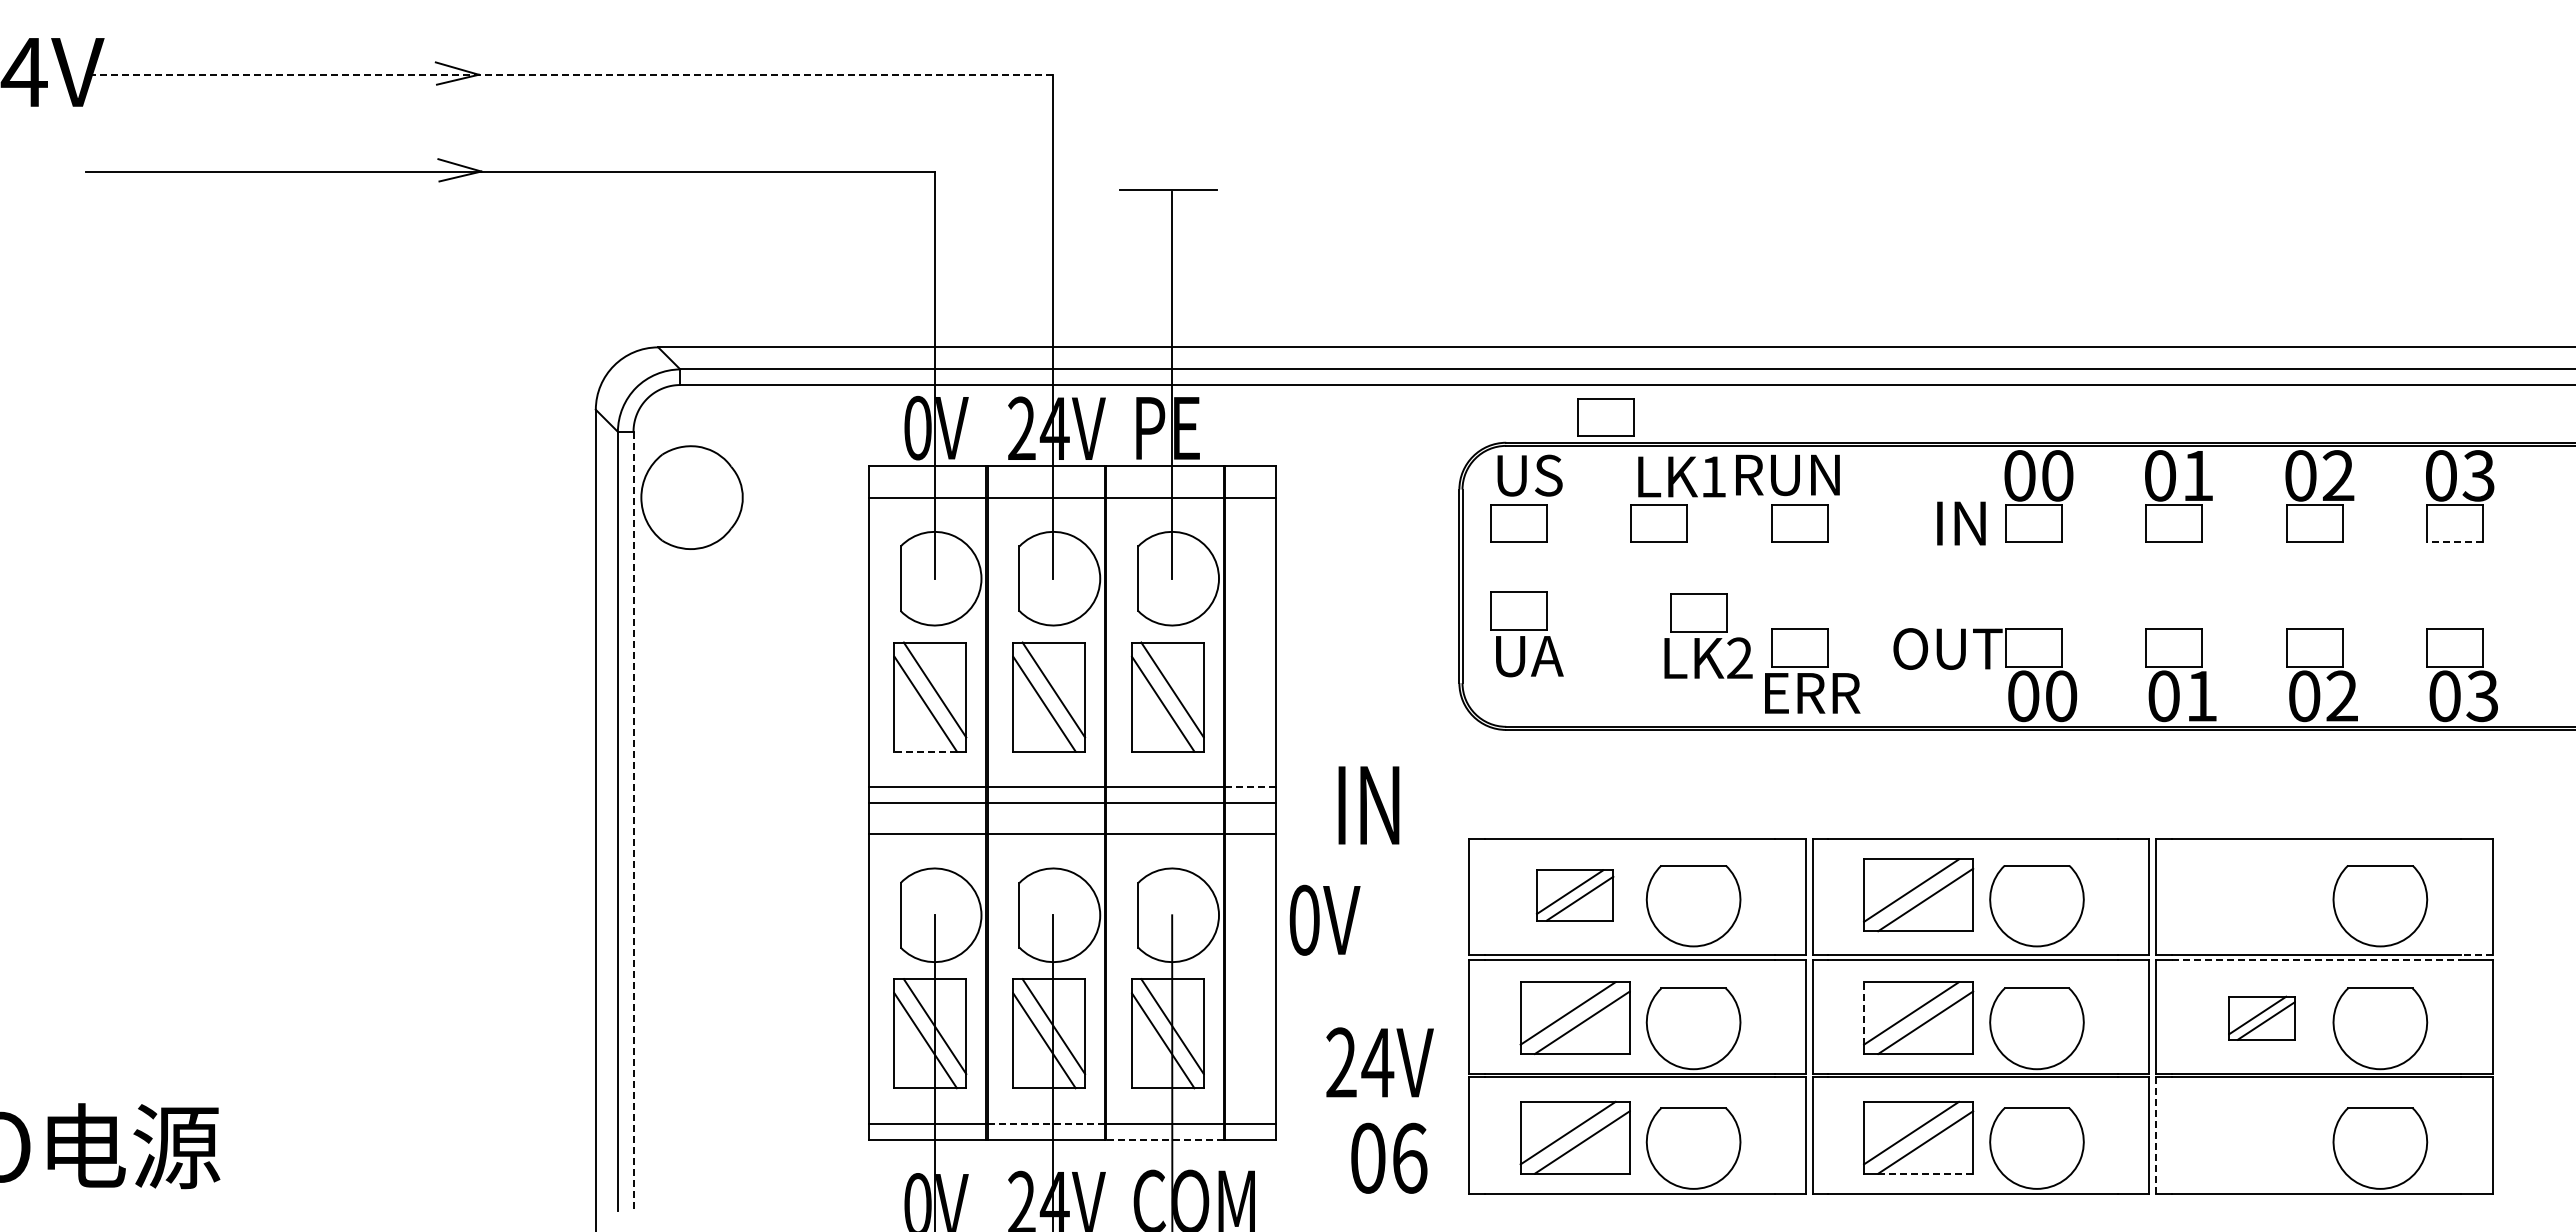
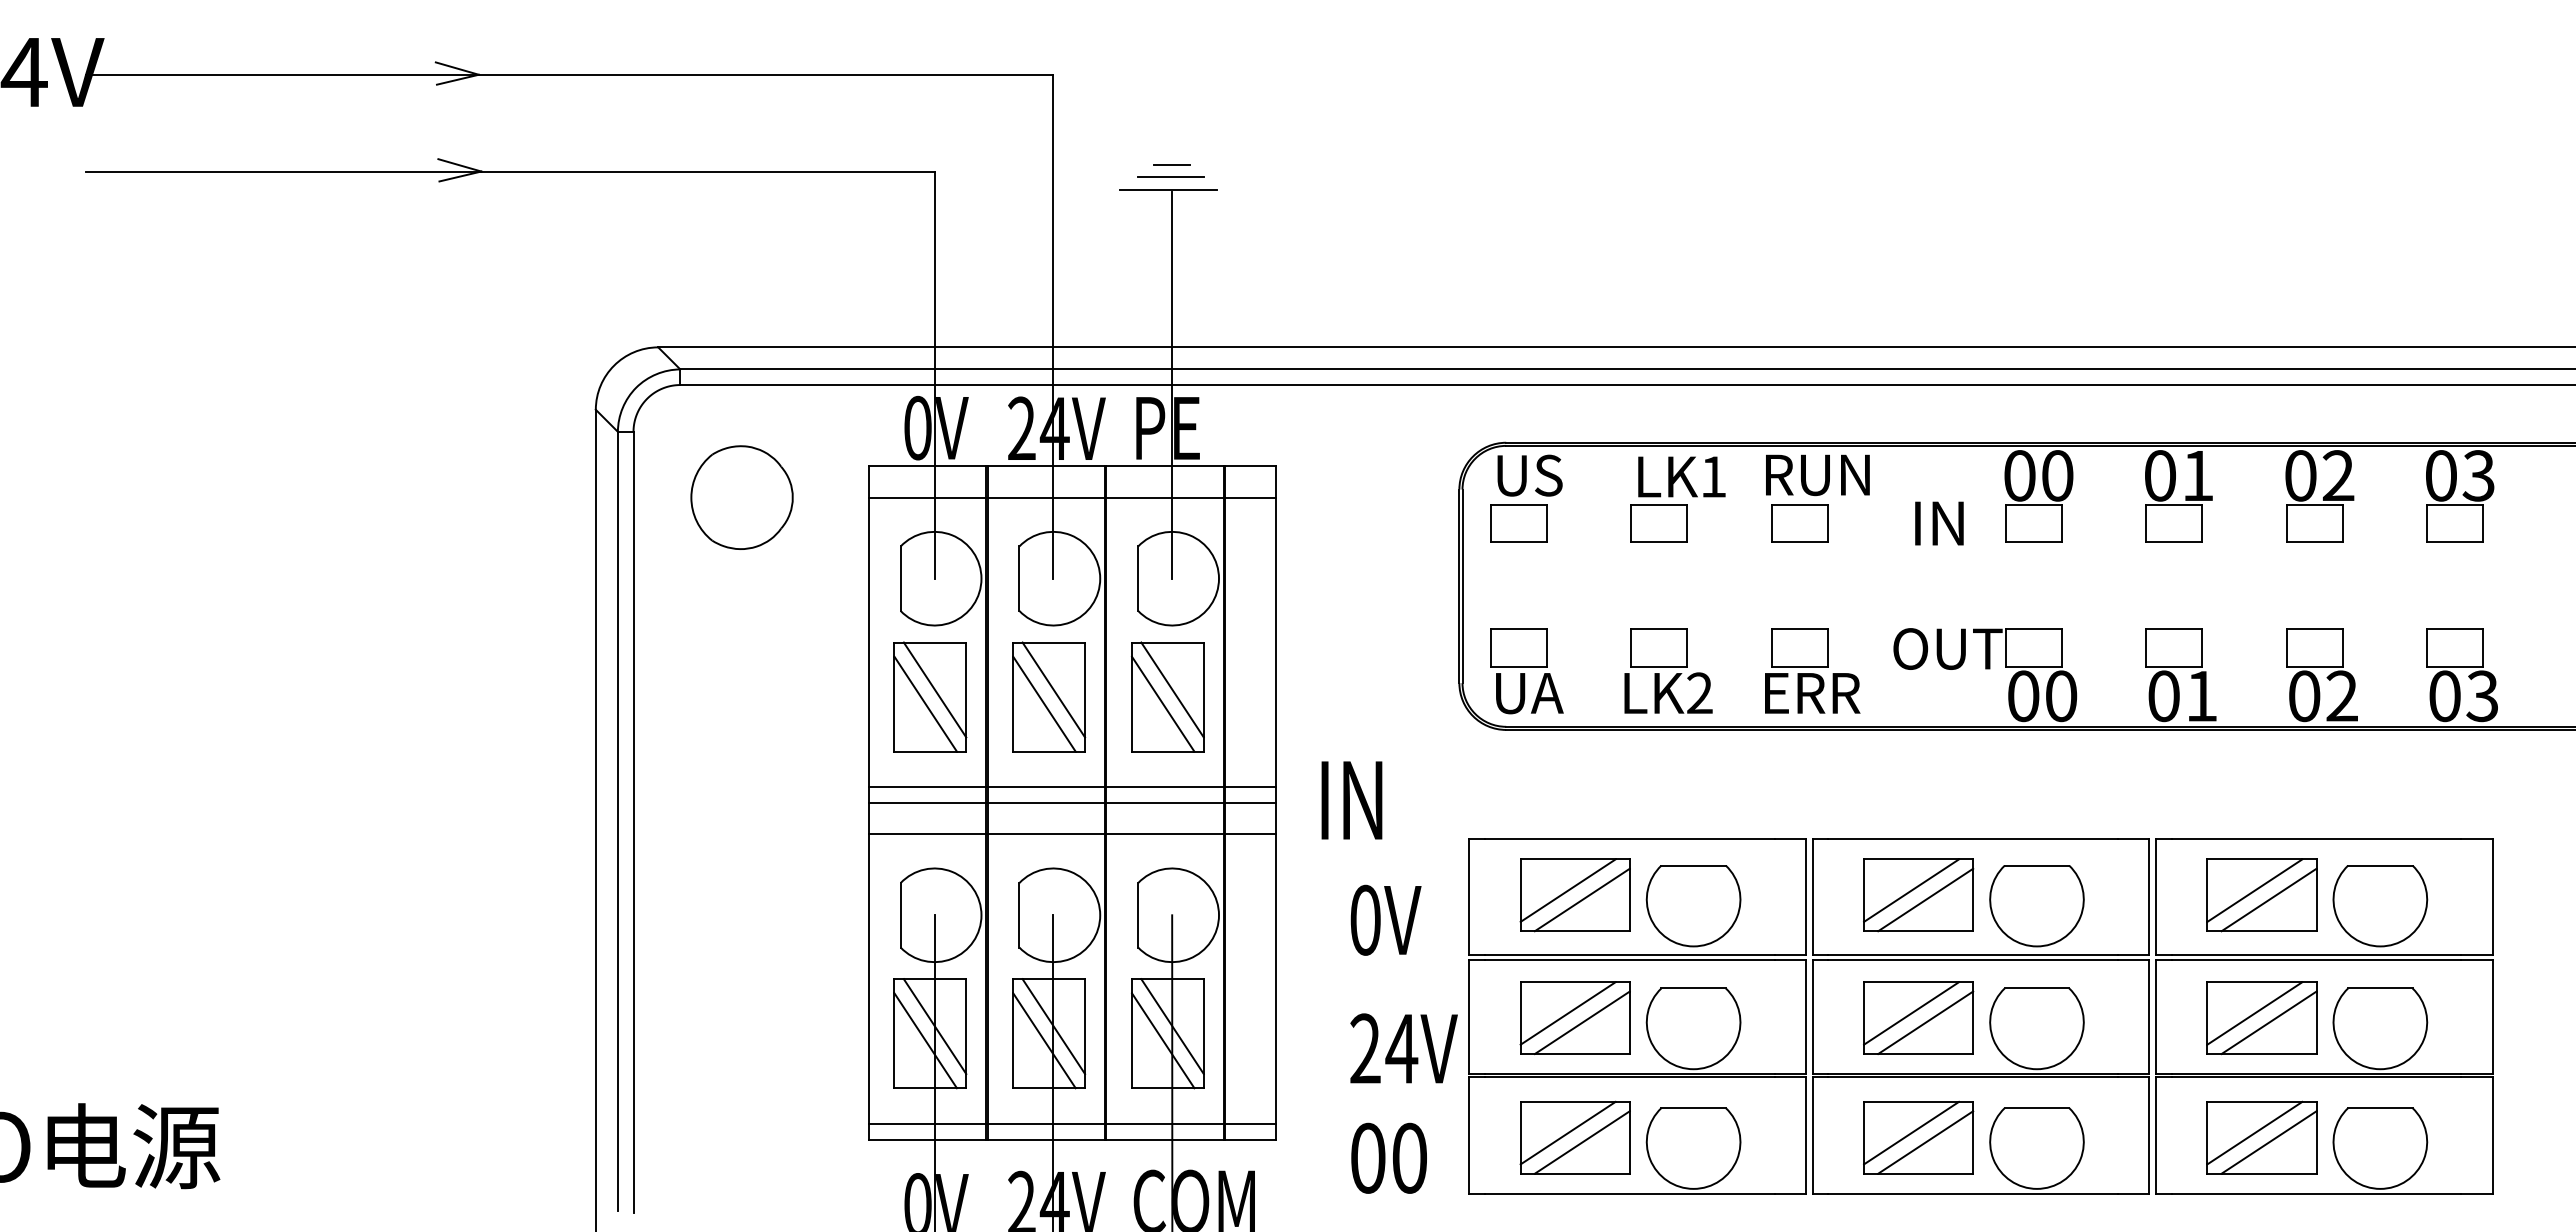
line: dashed -> solid (569, 74)
line: none -> present (1172, 164)
line: none -> present (1170, 176)
part: present -> none (1605, 417)
text position: (1787, 475) -> (1817, 475) (1817, 475)
part position: (691, 497) -> (741, 497) (741, 497)
text position: (1961, 523) -> (1939, 523) (1939, 523)
line: dashed -> solid (2454, 541)
part position: (1526, 634) -> (1526, 671) (1526, 671)
part position: (1708, 635) -> (1668, 670) (1668, 670)
line: dashed -> solid (925, 751)
line: dashed -> solid (1249, 787)
text position: (1368, 805) -> (1351, 800) (1351, 800)
line: dashed -> solid (633, 822)
part size: 79x53 px -> 112x75 px (1574, 895)
part: none -> present (2261, 895)
text position: (1324, 919) -> (1385, 919) (1385, 919)
line: dashed -> solid (2477, 954)
line: dashed -> solid (2316, 960)
line: dashed -> solid (1864, 1012)
part size: 68x46 px -> 112x75 px (2261, 1018)
text position: (1379, 1062) -> (1403, 1048) (1403, 1048)
line: dashed -> solid (1046, 1124)
line: dashed -> solid (2156, 1135)
part: none -> present (2261, 1137)
line: dashed -> solid (1164, 1139)
text: 06 -> 00 (1409, 1157)
line: dashed -> solid (1925, 1173)
